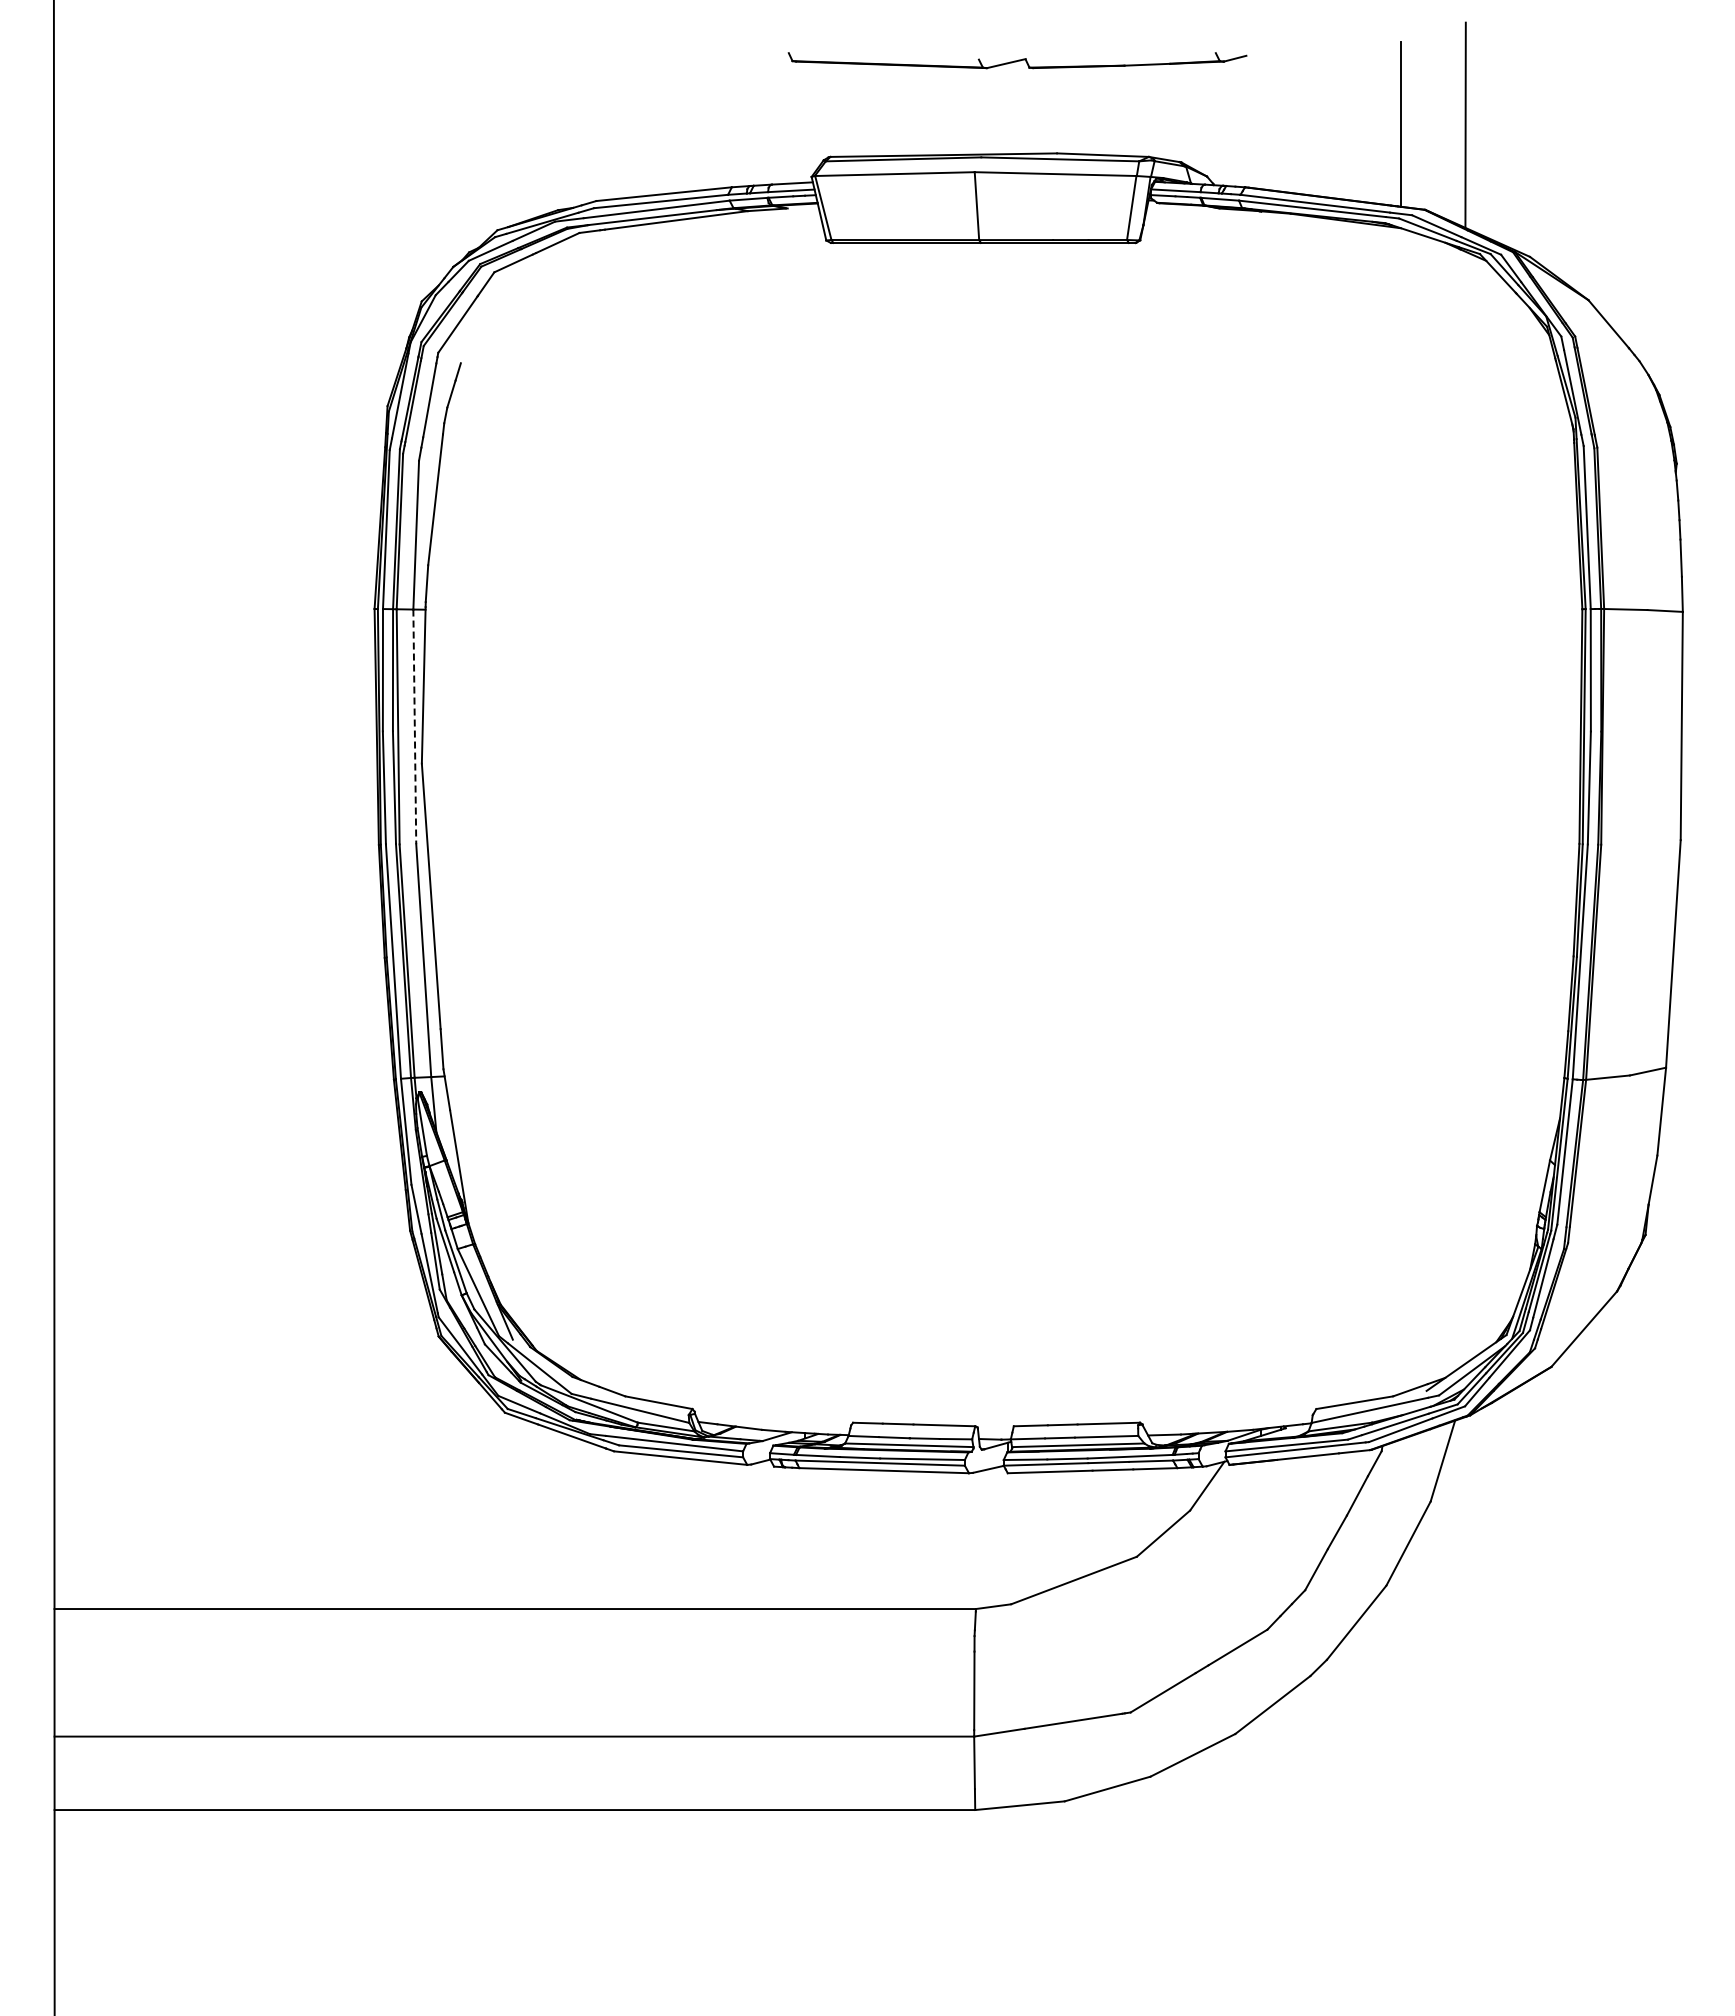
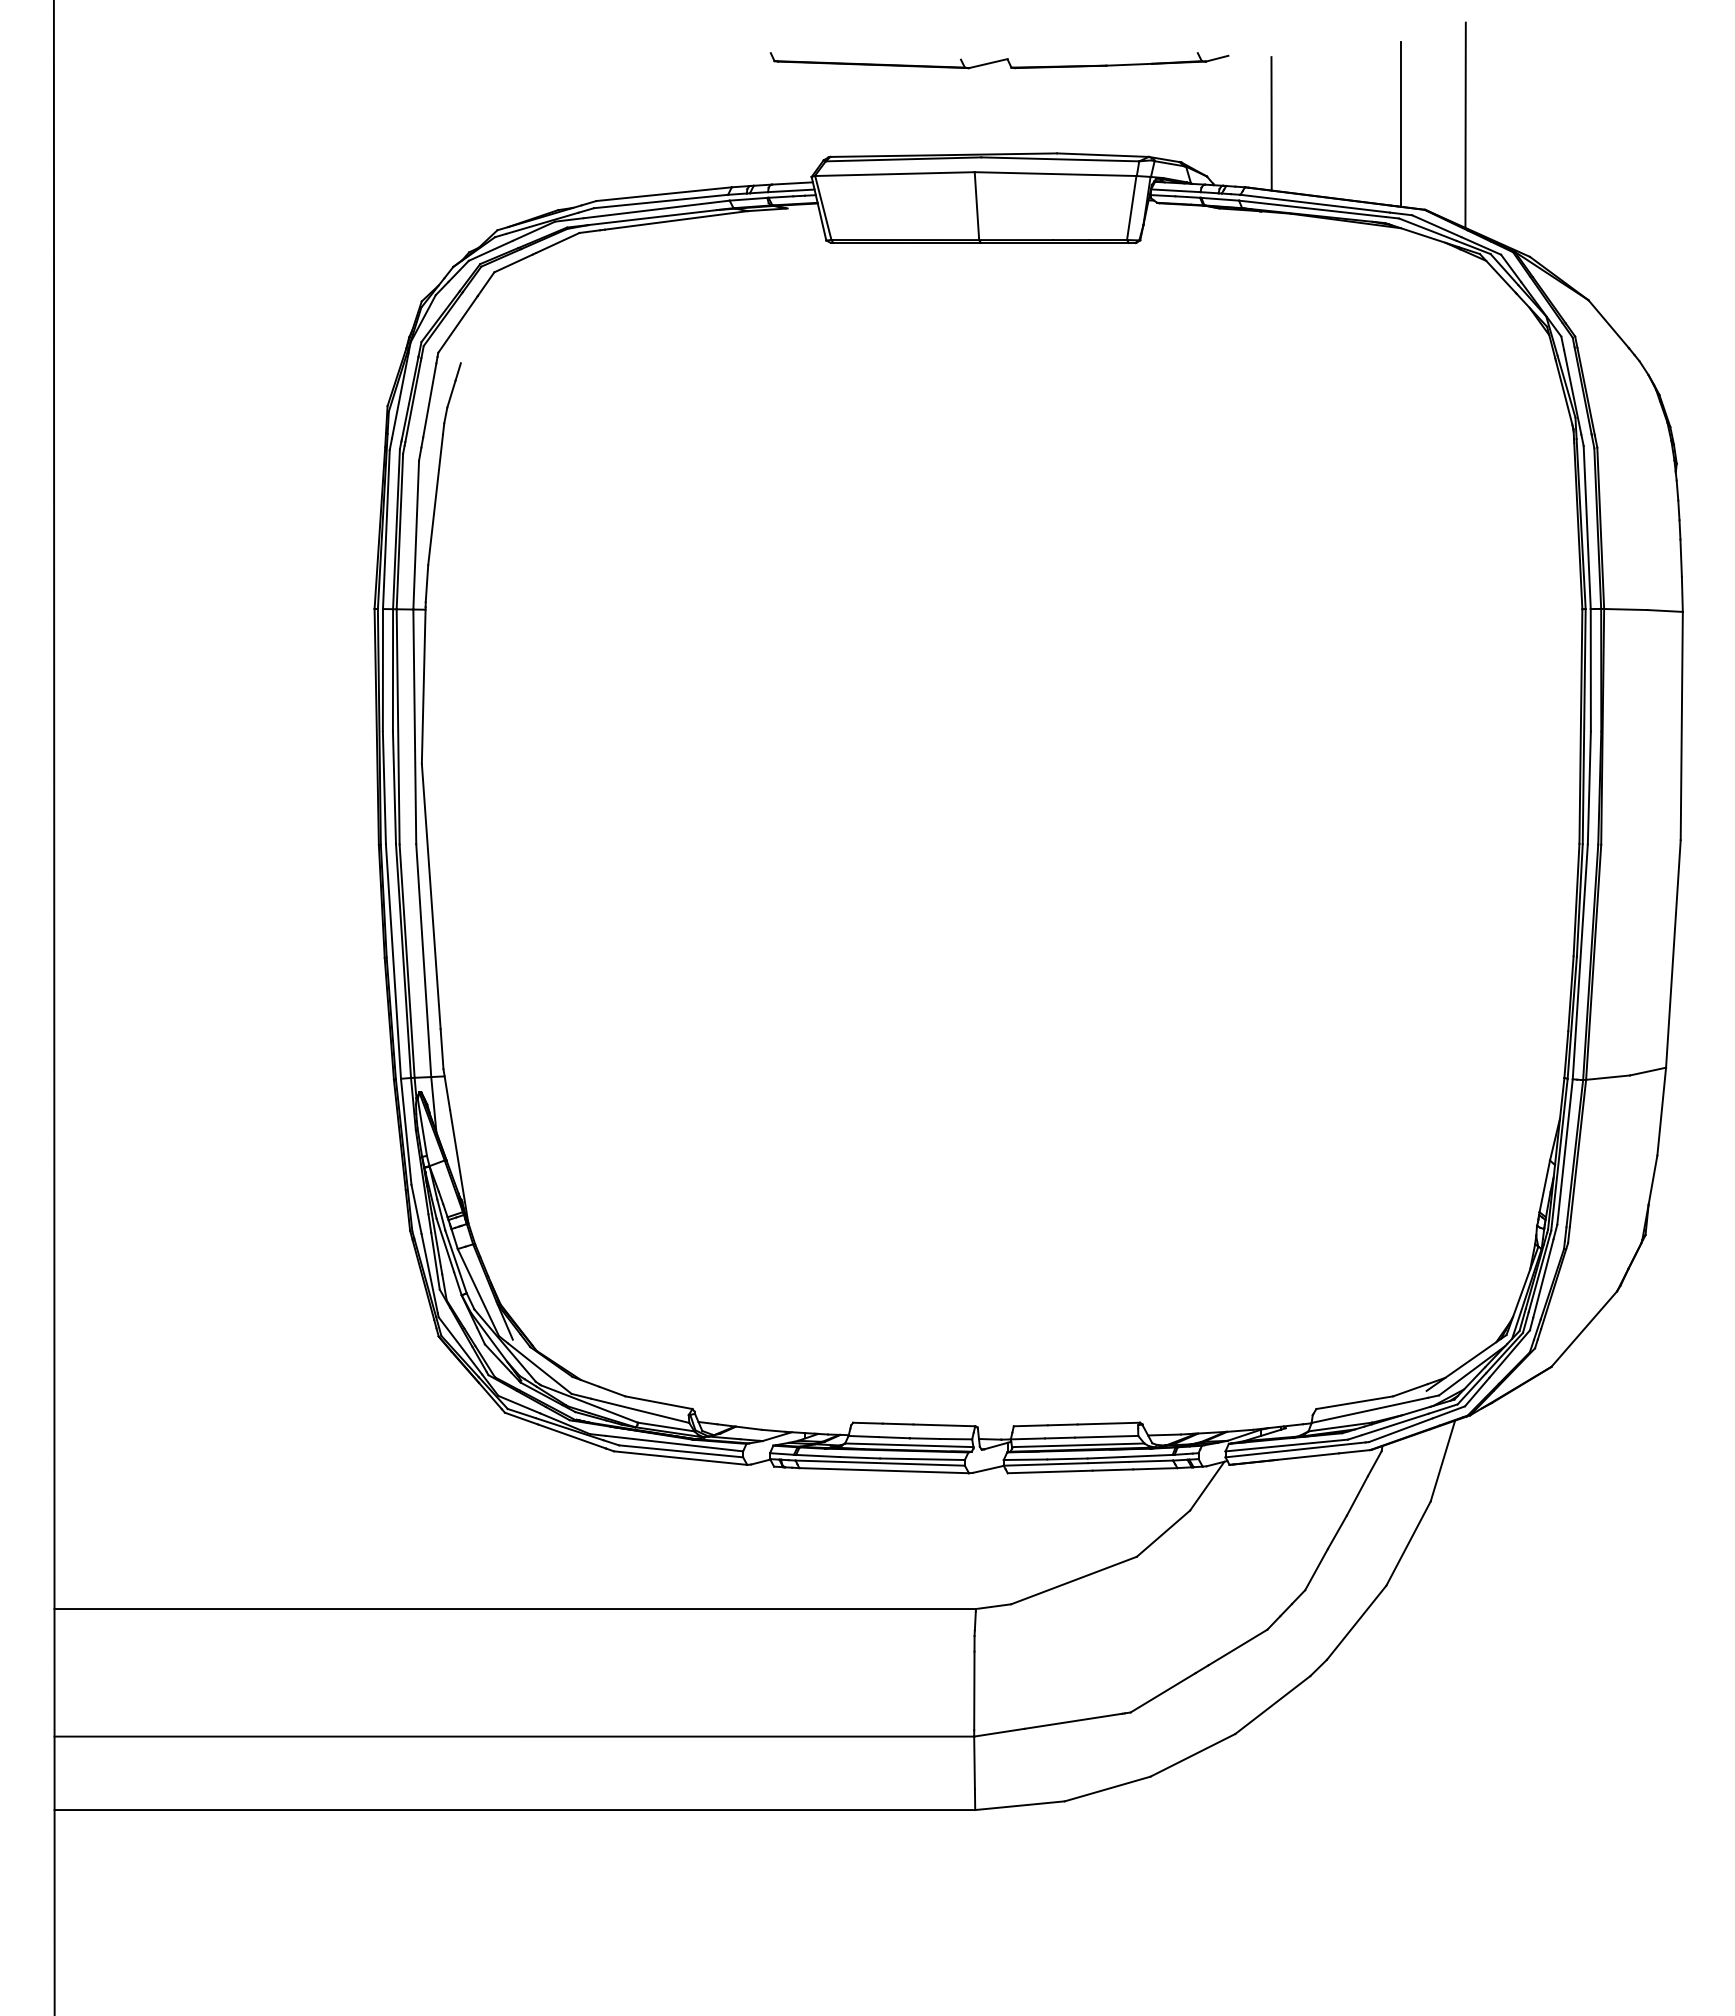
part position: (1017, 60) -> (999, 60) (999, 60)
line: none -> present (1271, 123)
line: dashed -> solid (414, 727)
